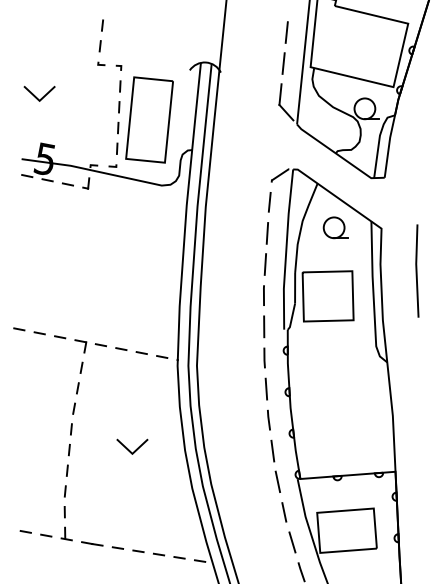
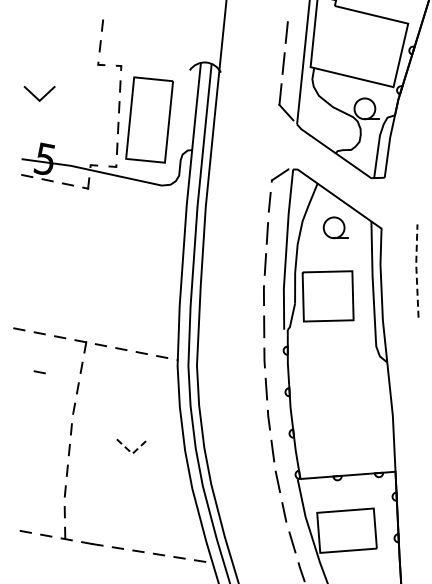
line: solid -> dashed (416, 270)
line: none -> present (39, 372)
line: solid -> dashed (132, 453)
